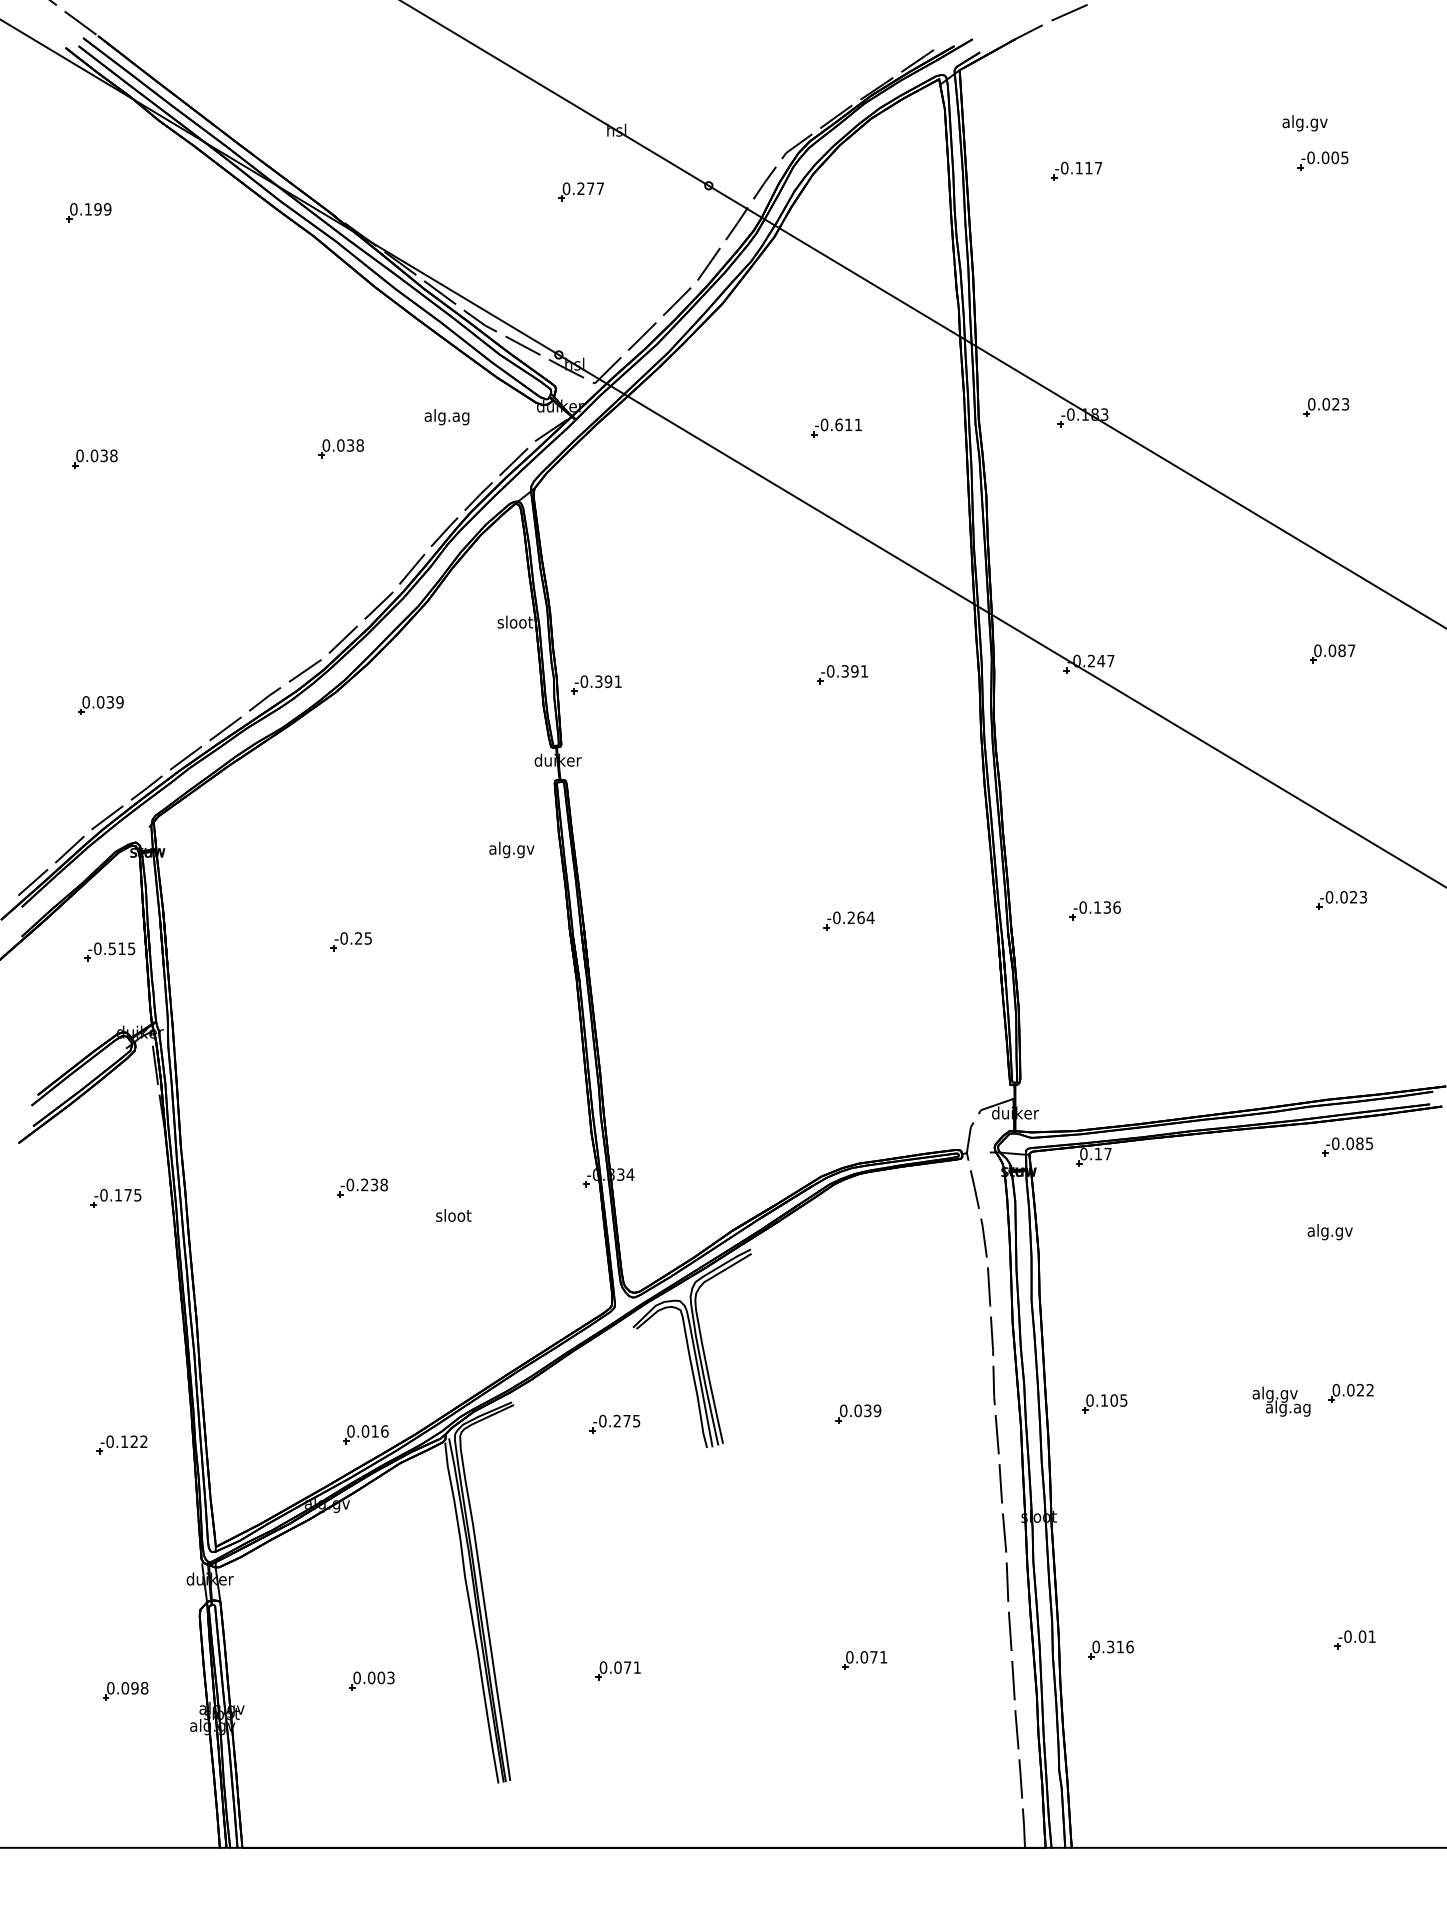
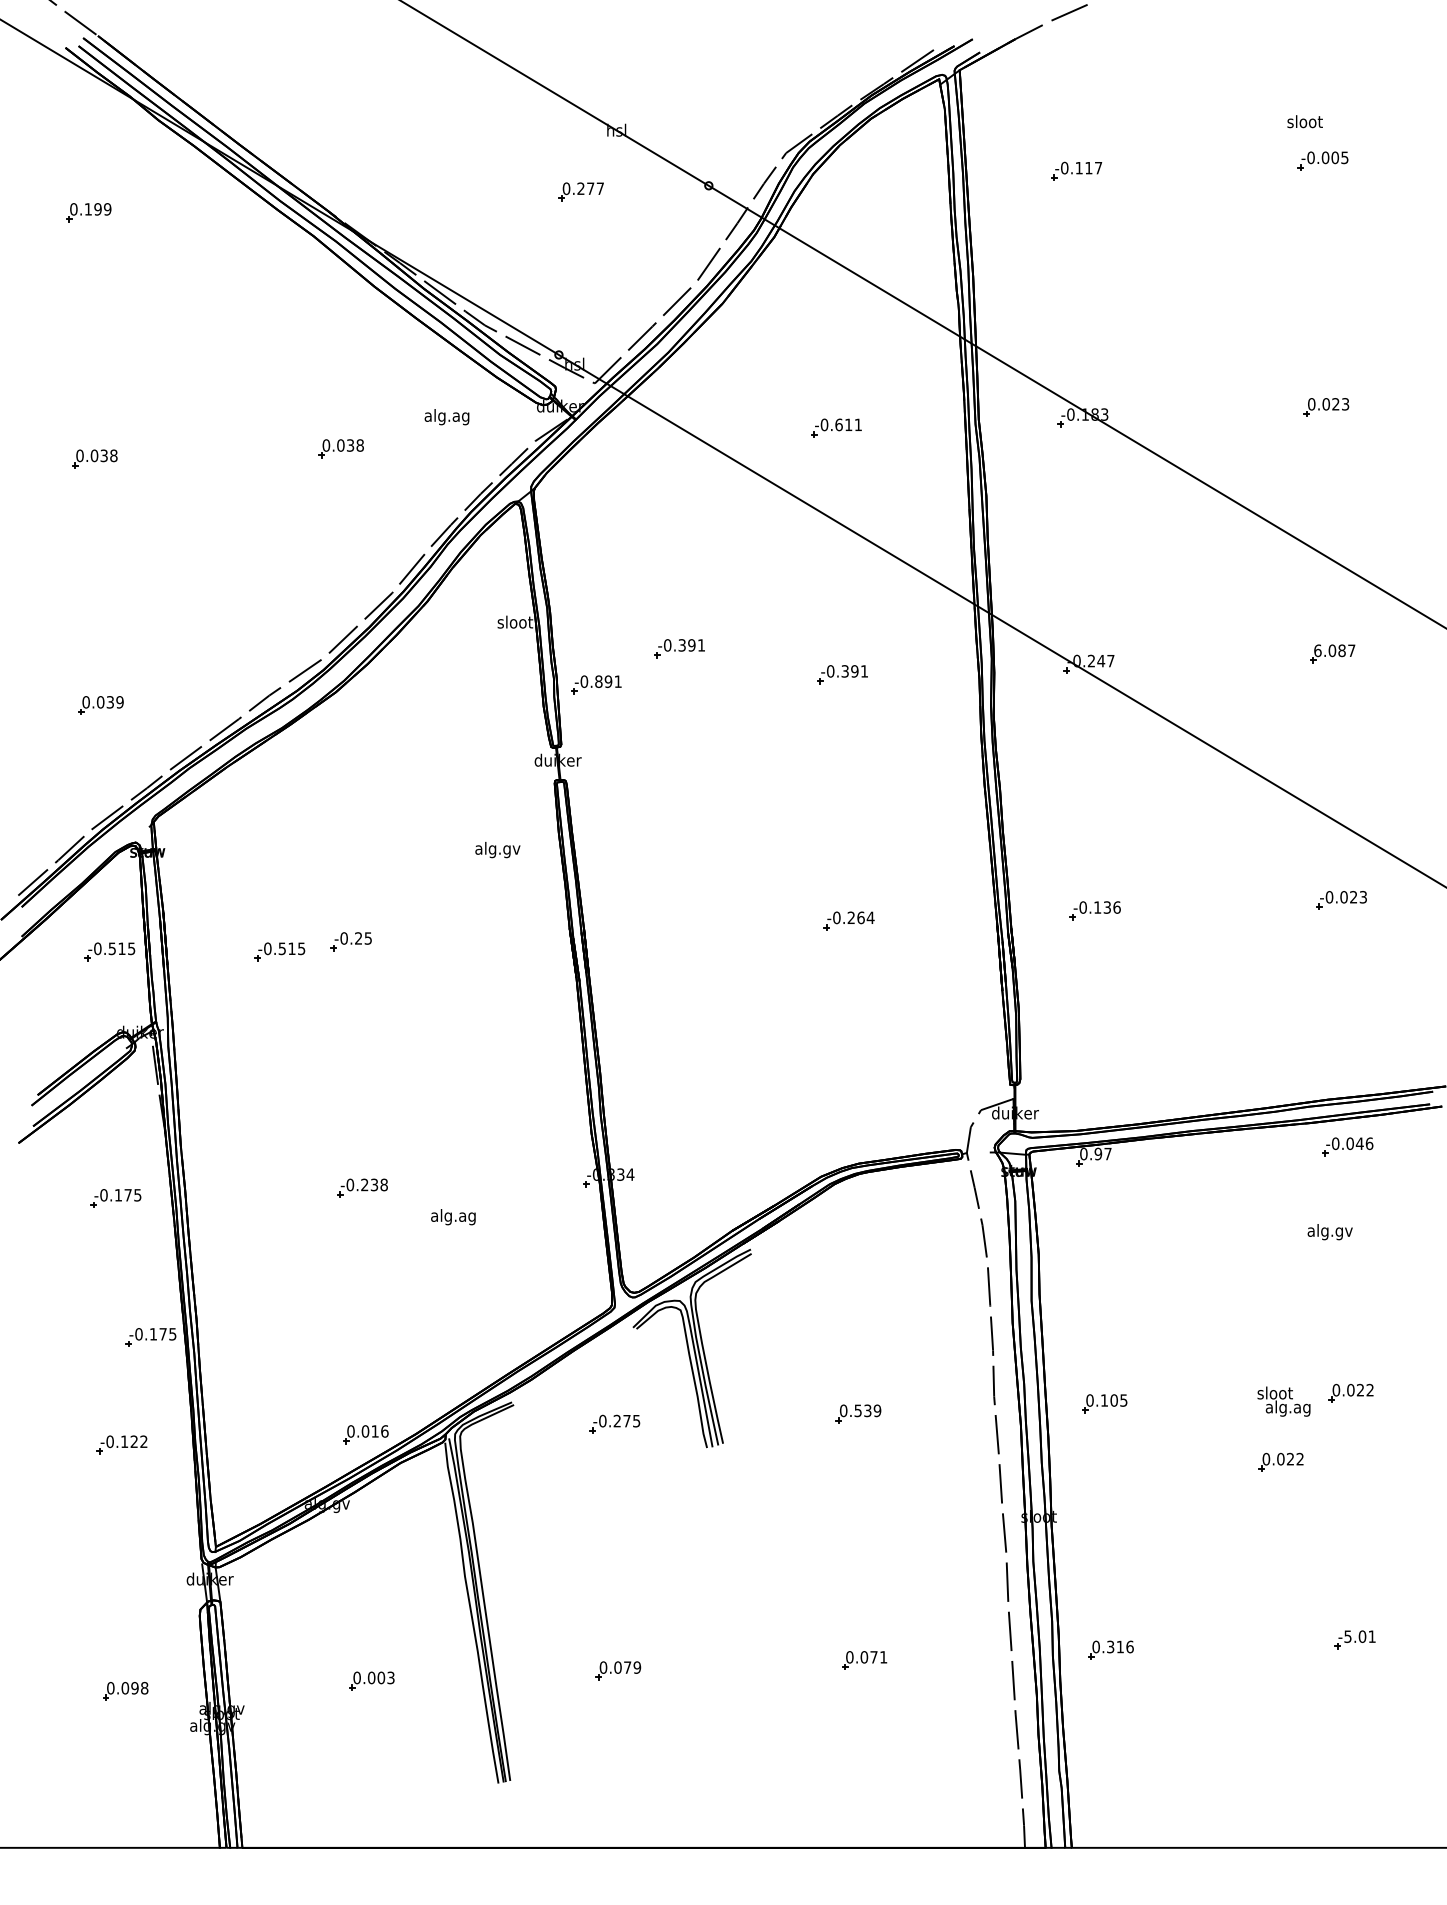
text: alg.gv -> sloot (1304, 123)
part: none -> present (679, 648)
text: 0.087 -> 6.087 (1317, 650)
text: -0.391 -> -0.891 (598, 681)
text position: (511, 850) -> (497, 850) (497, 850)
part: none -> present (279, 951)
text: -0.085 -> -0.046 (1364, 1143)
text: 0.17 -> 0.97 (1098, 1153)
text: sloot -> alg.ag (453, 1217)
part: none -> present (150, 1337)
text: alg.gv -> sloot (1274, 1394)
text: 0.039 -> 0.539 (857, 1410)
part: none -> present (1280, 1461)
text: -0.01 -> -5.01 (1347, 1636)
text: 0.071 -> 0.079 (637, 1667)
